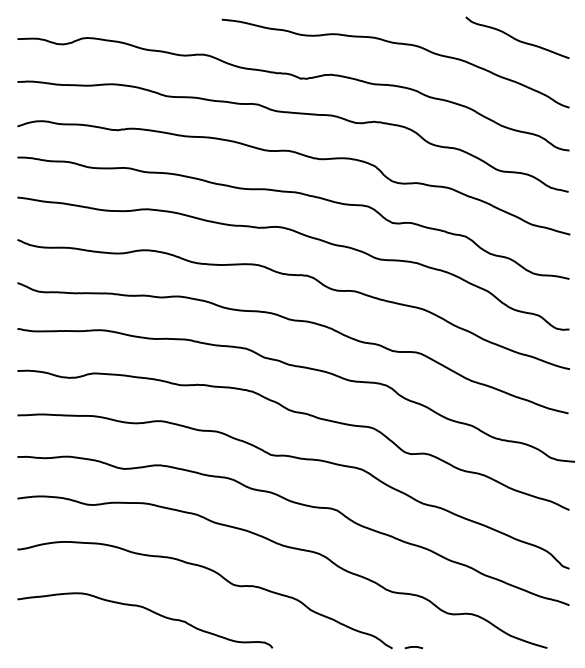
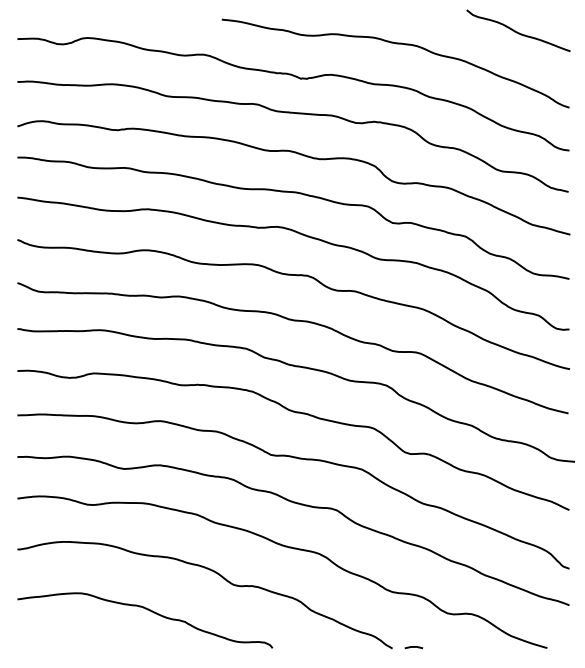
curve position: (516, 38) -> (517, 31) (517, 31)
